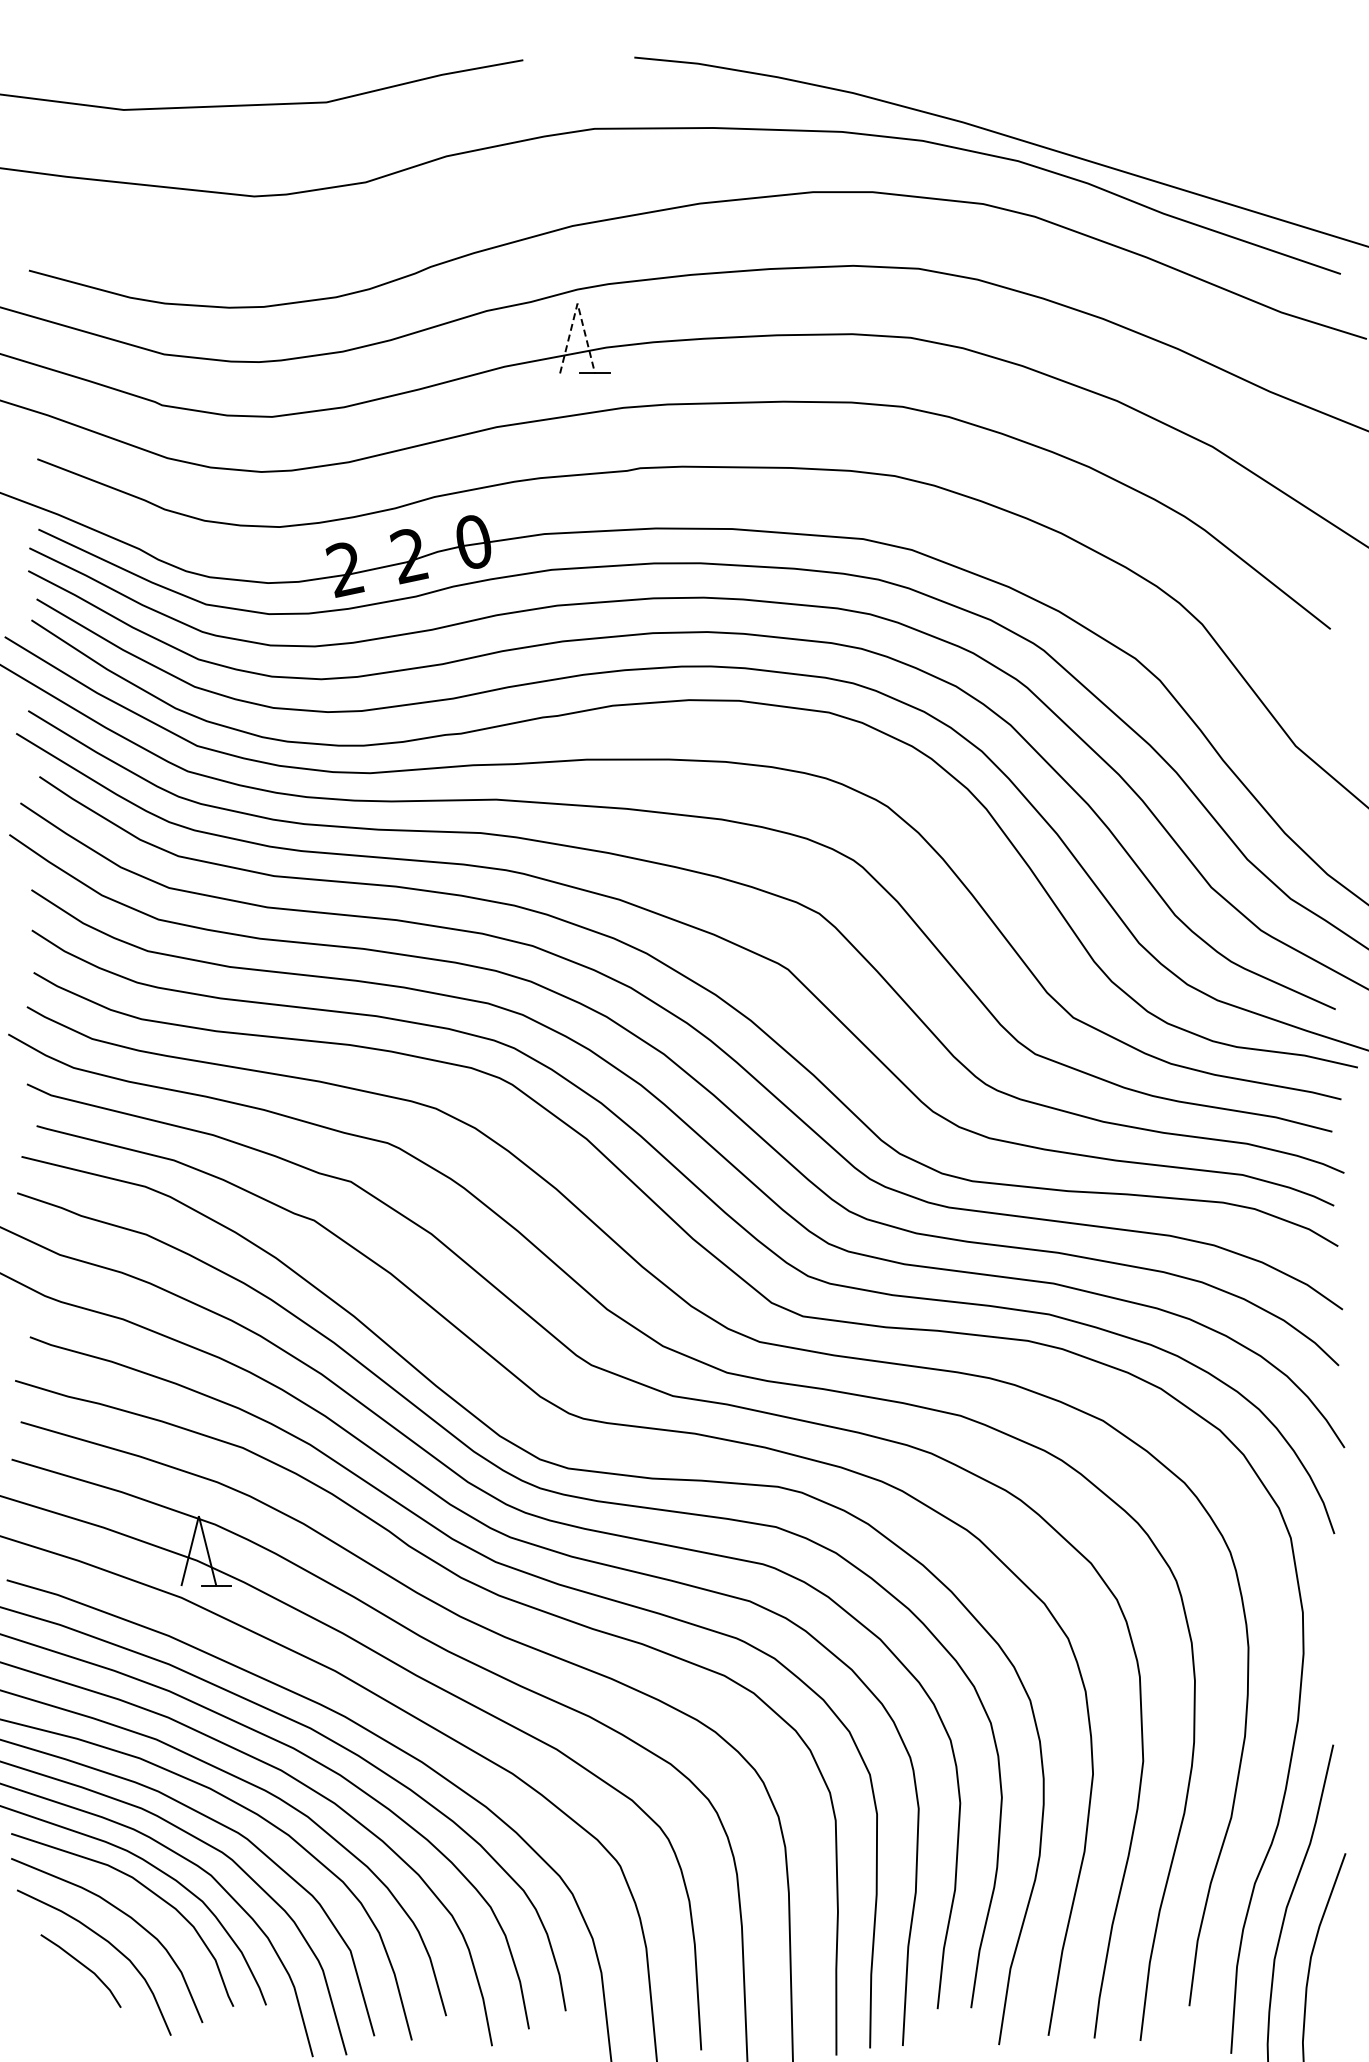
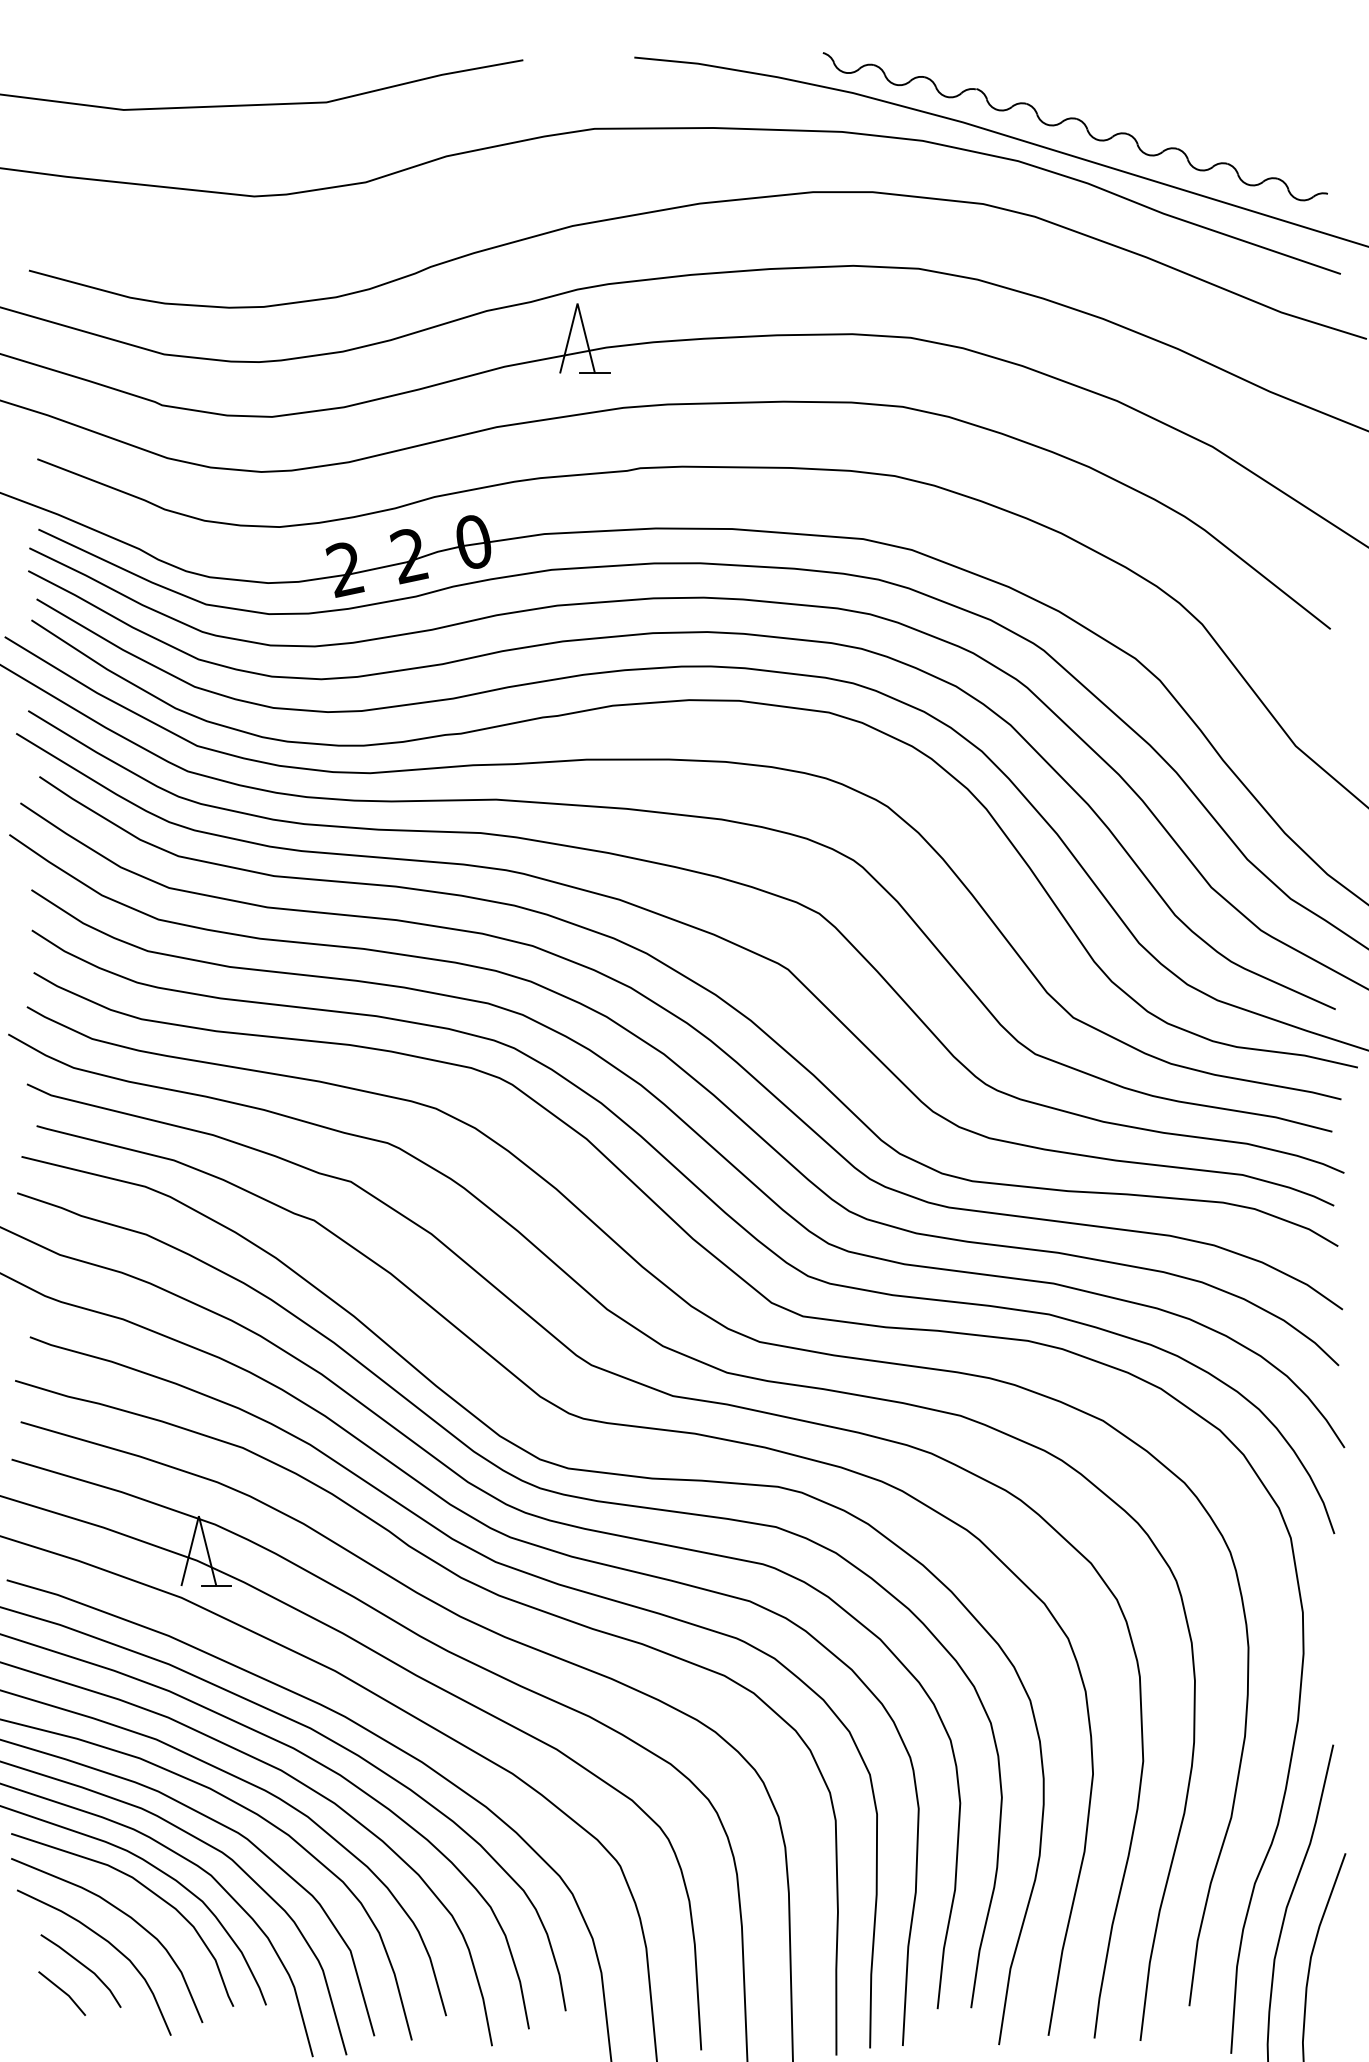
part: none -> present (1077, 120)
line: dashed -> solid (577, 303)
line: none -> present (61, 1991)
